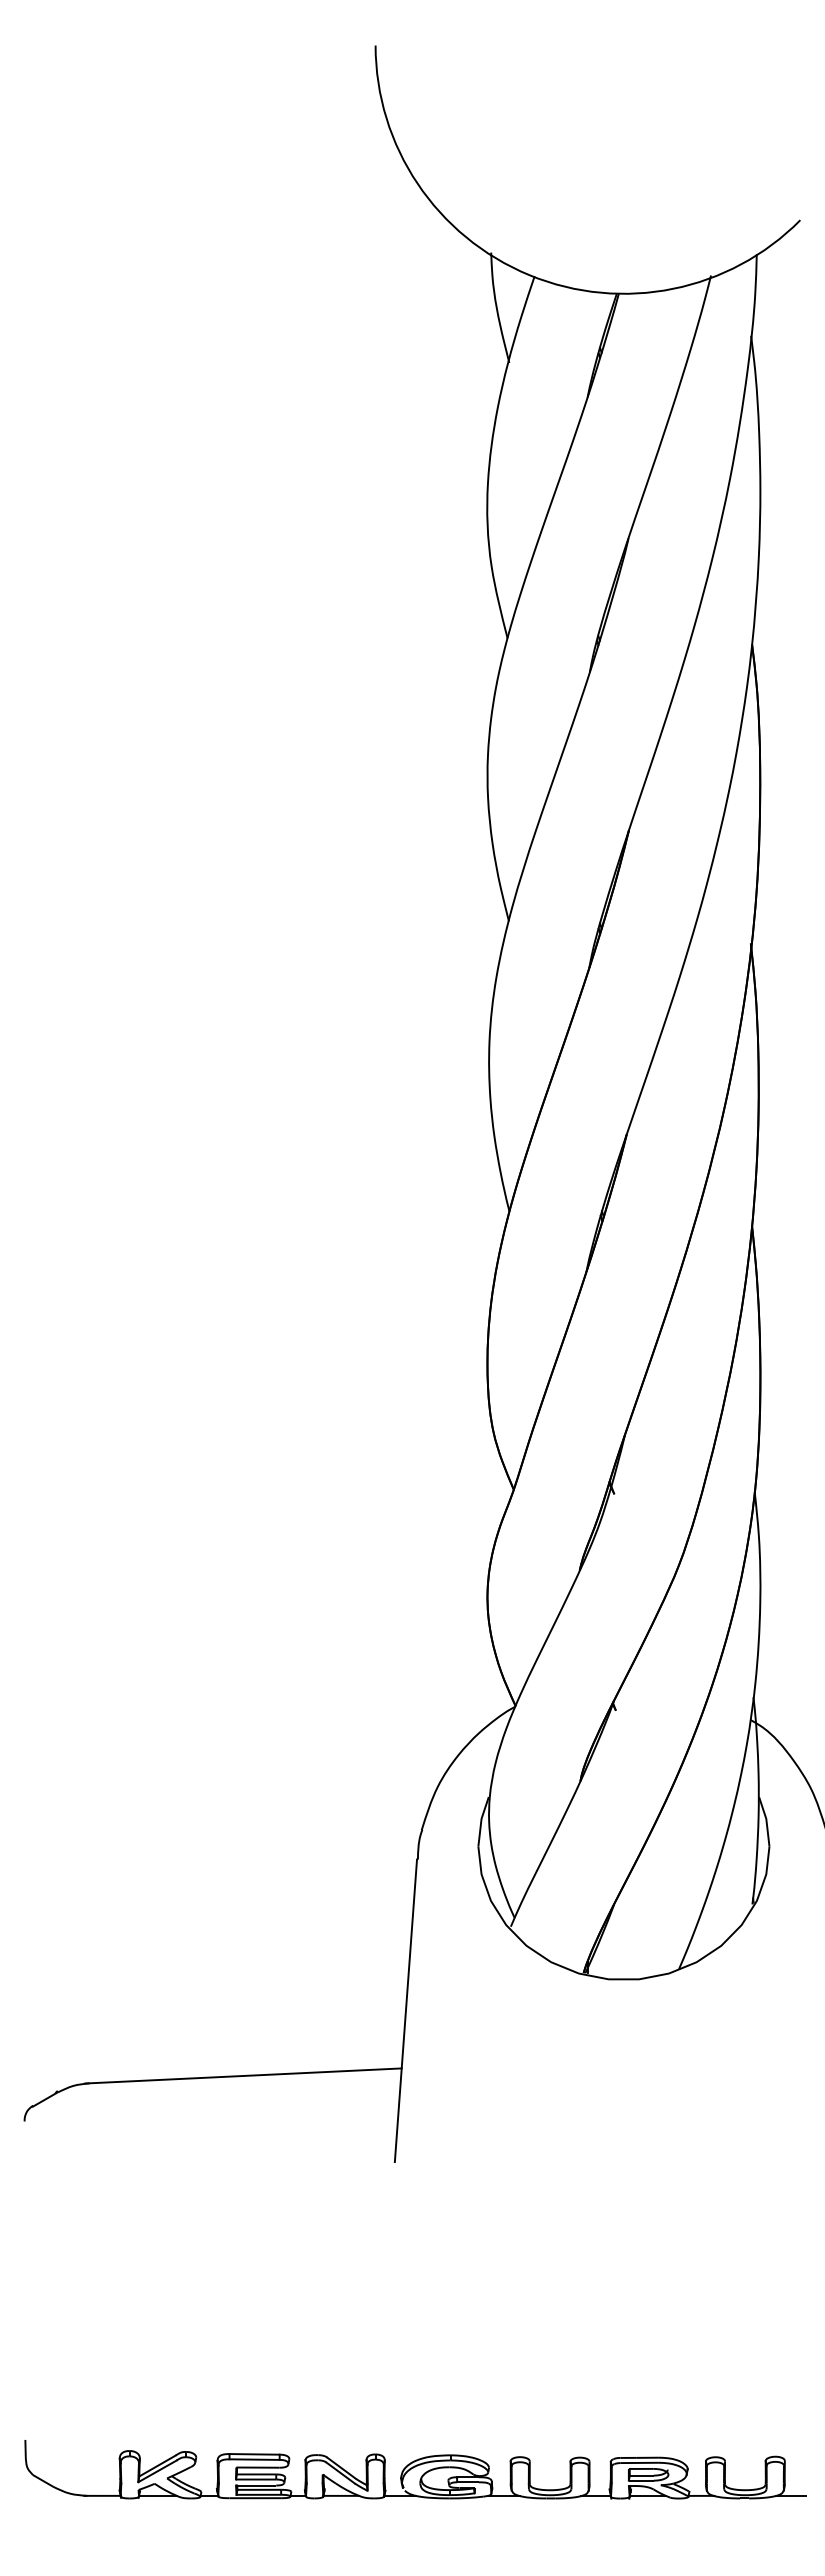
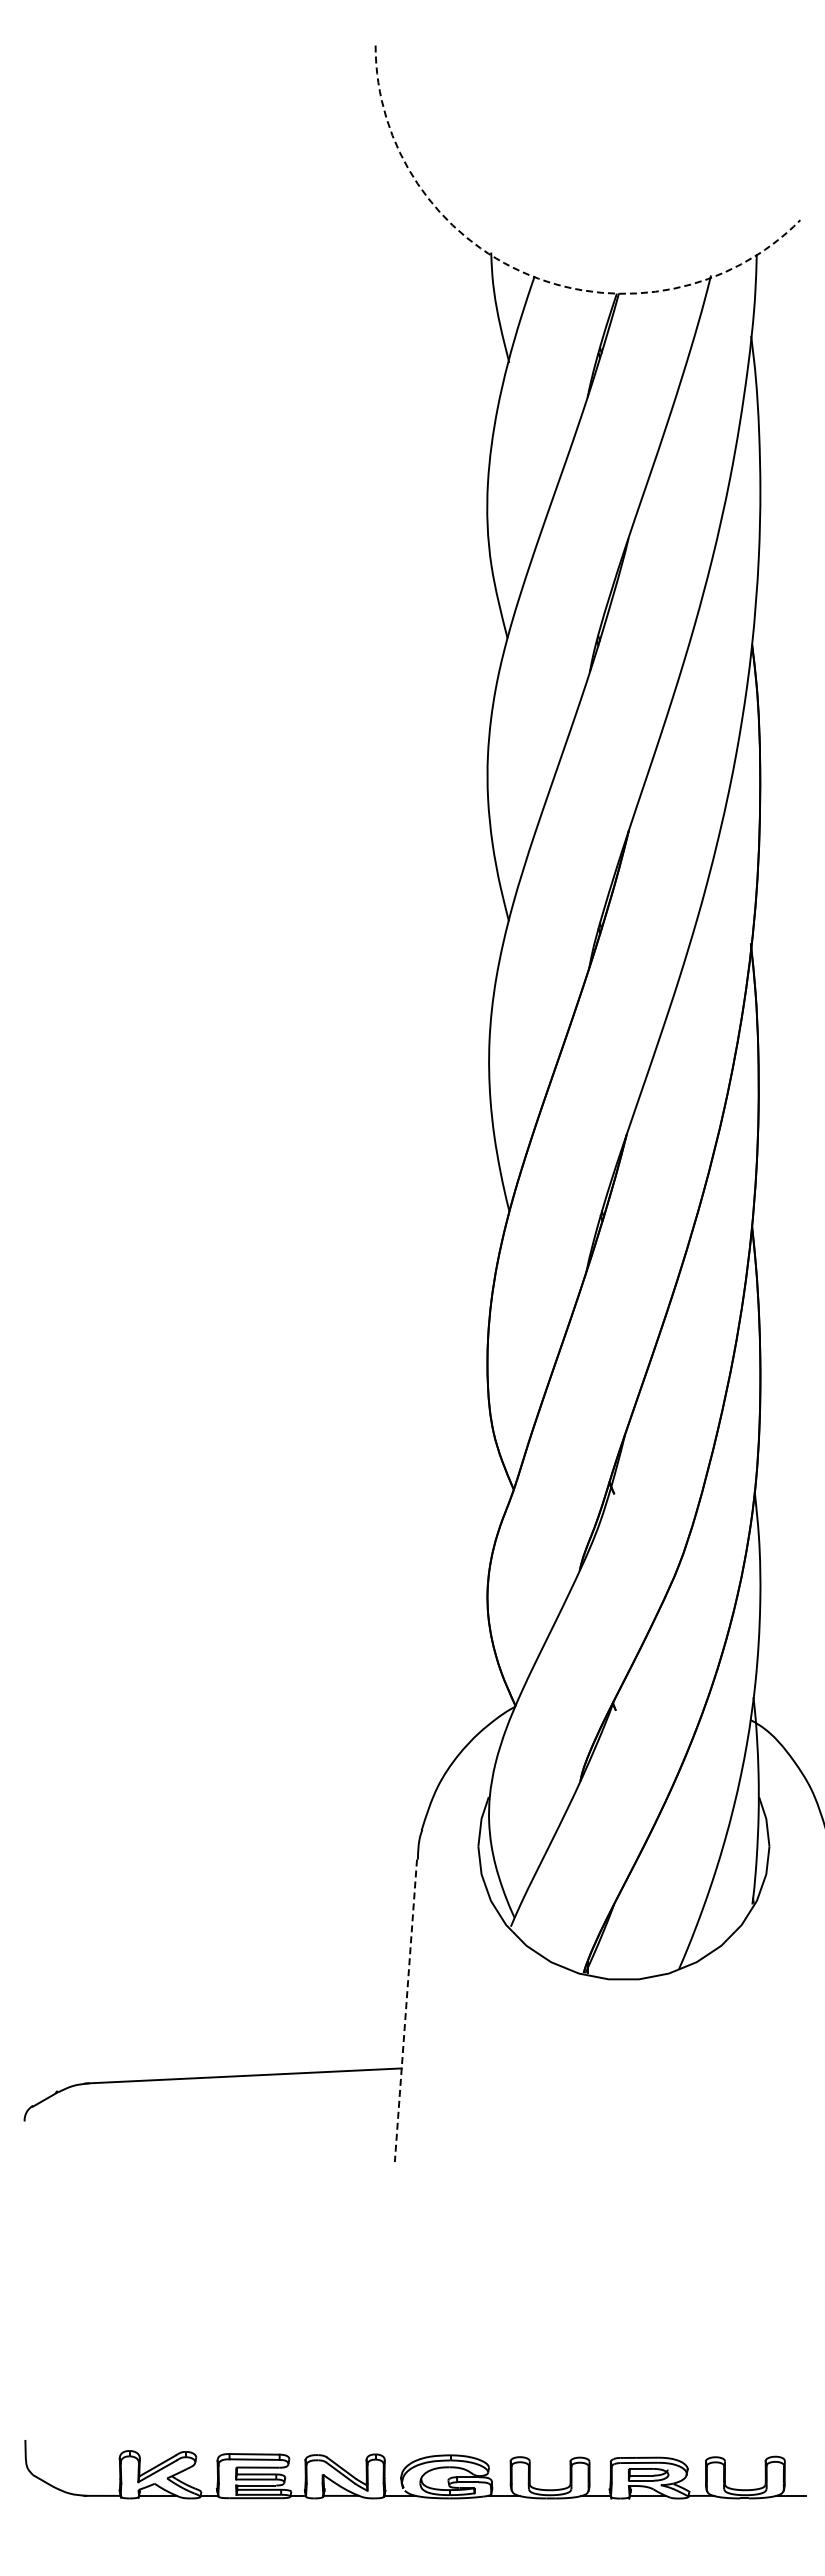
arc: solid -> dashed (529, 275)
line: solid -> dashed (405, 2010)
